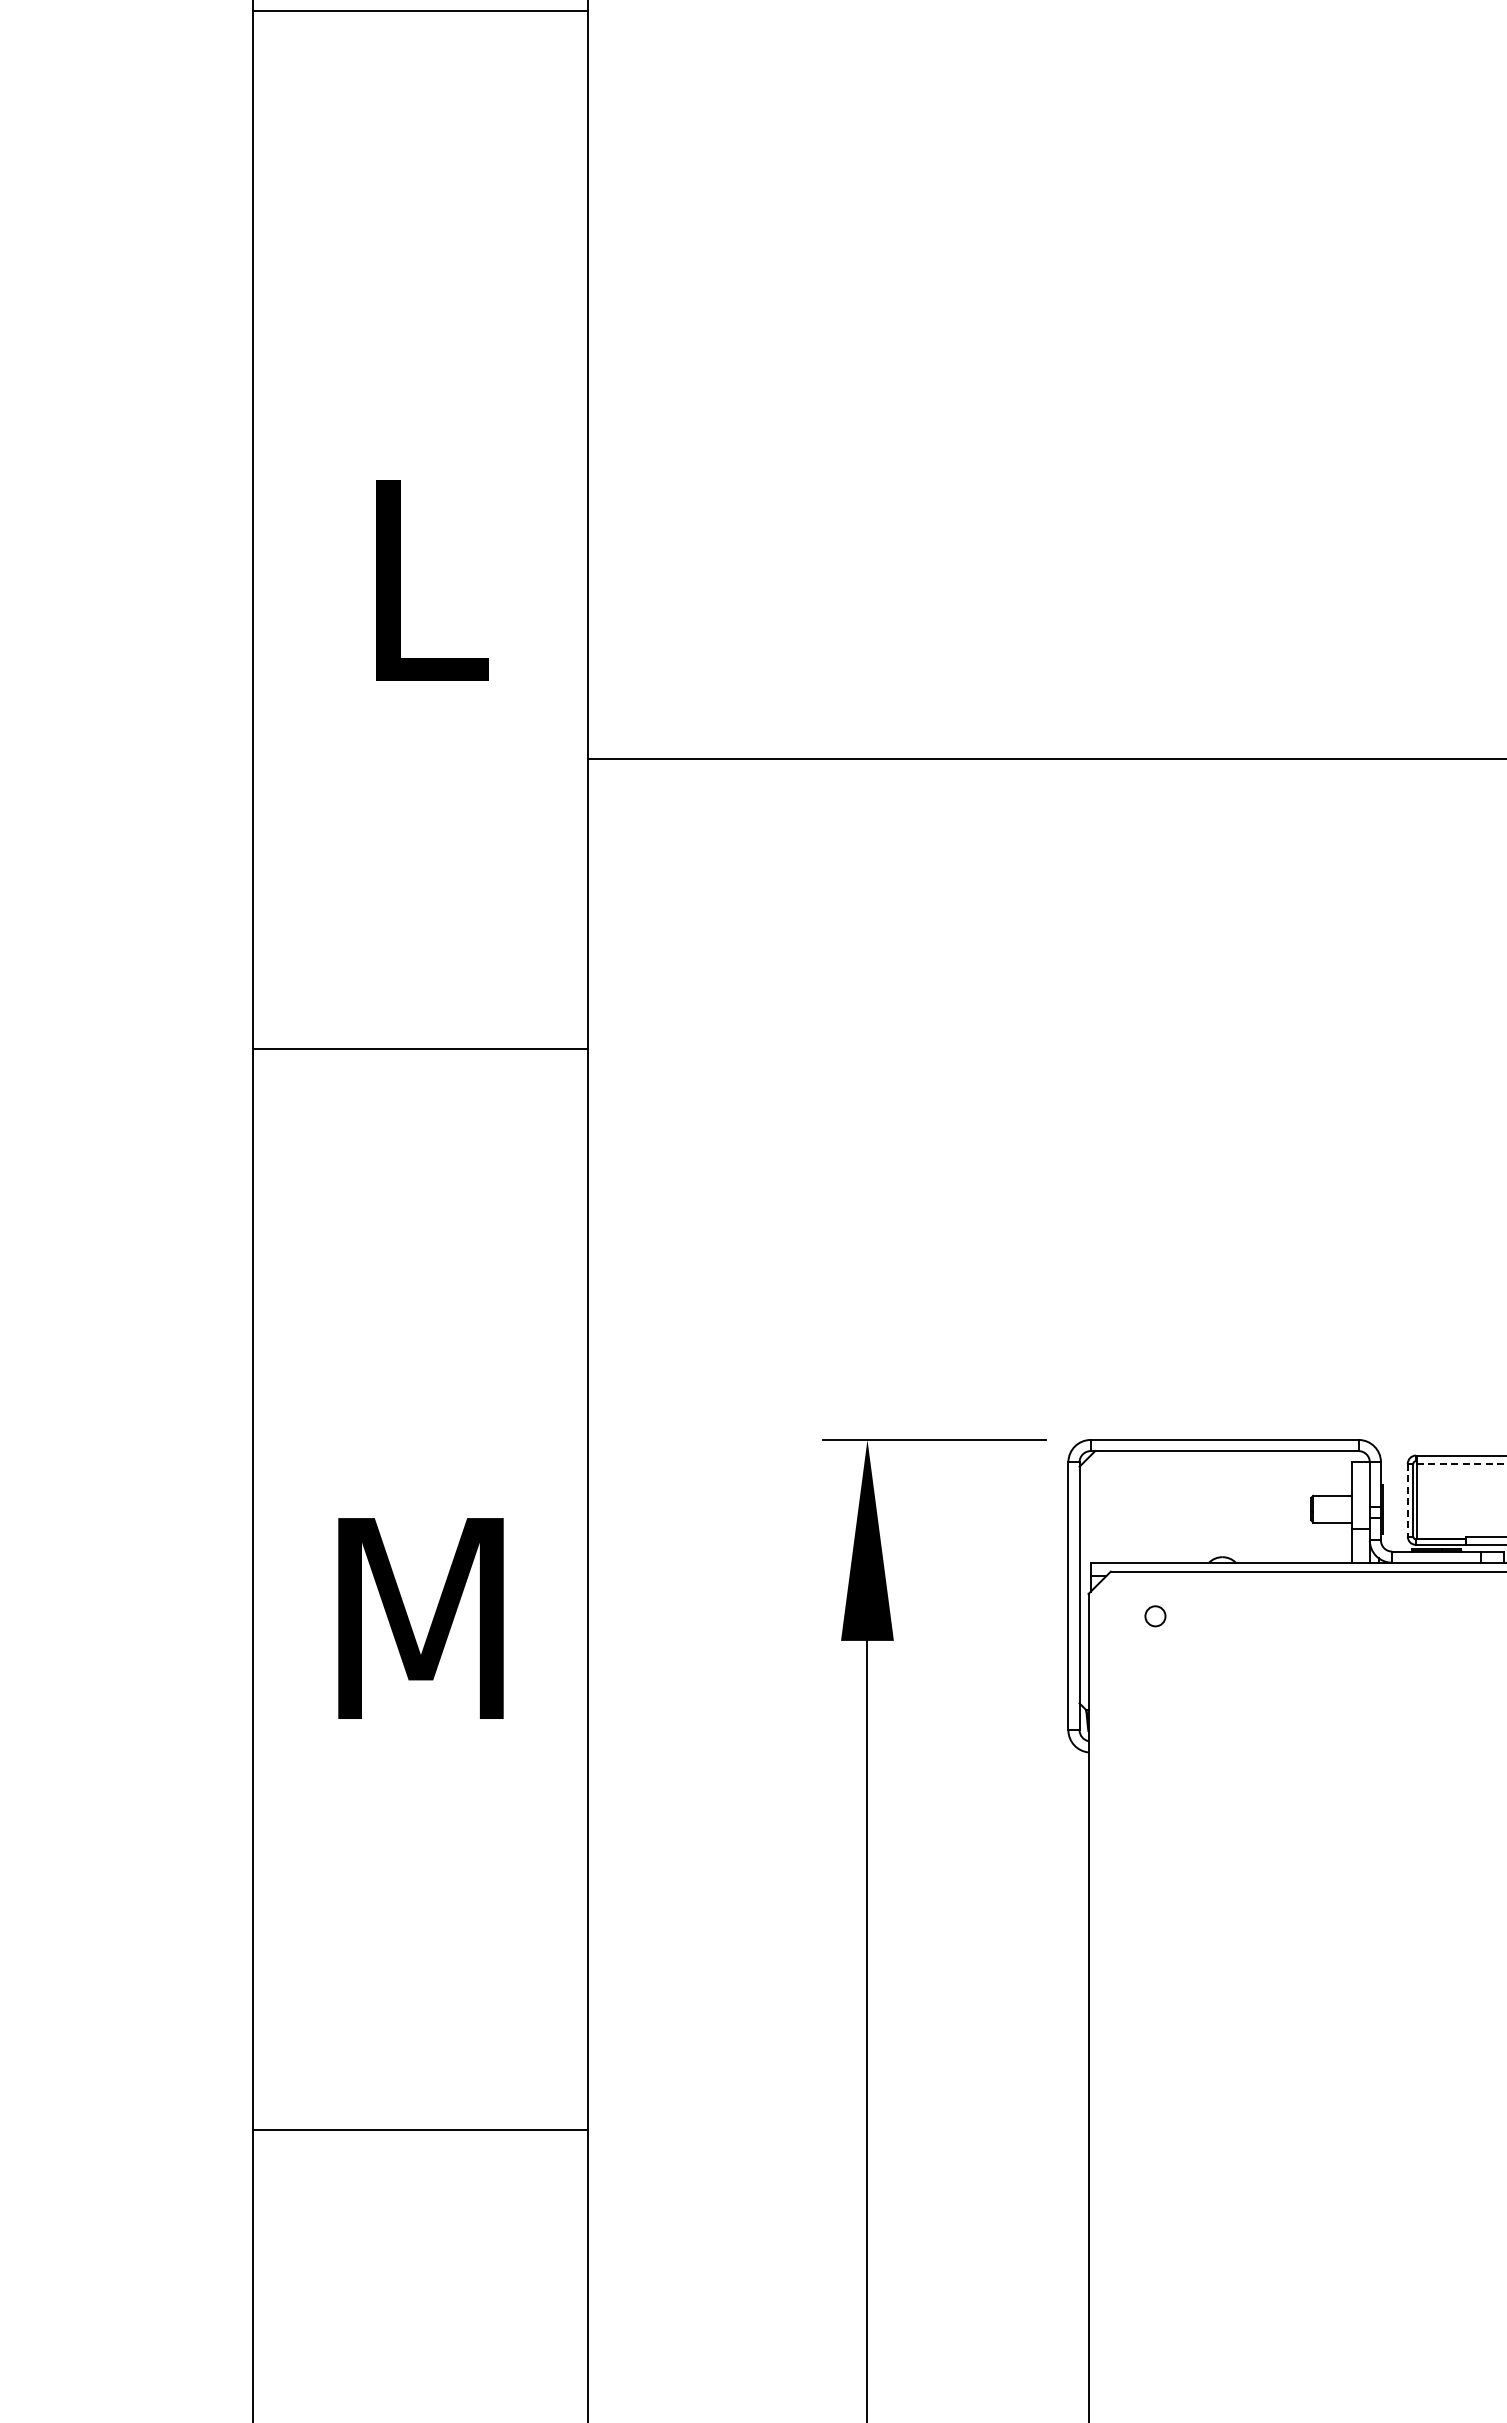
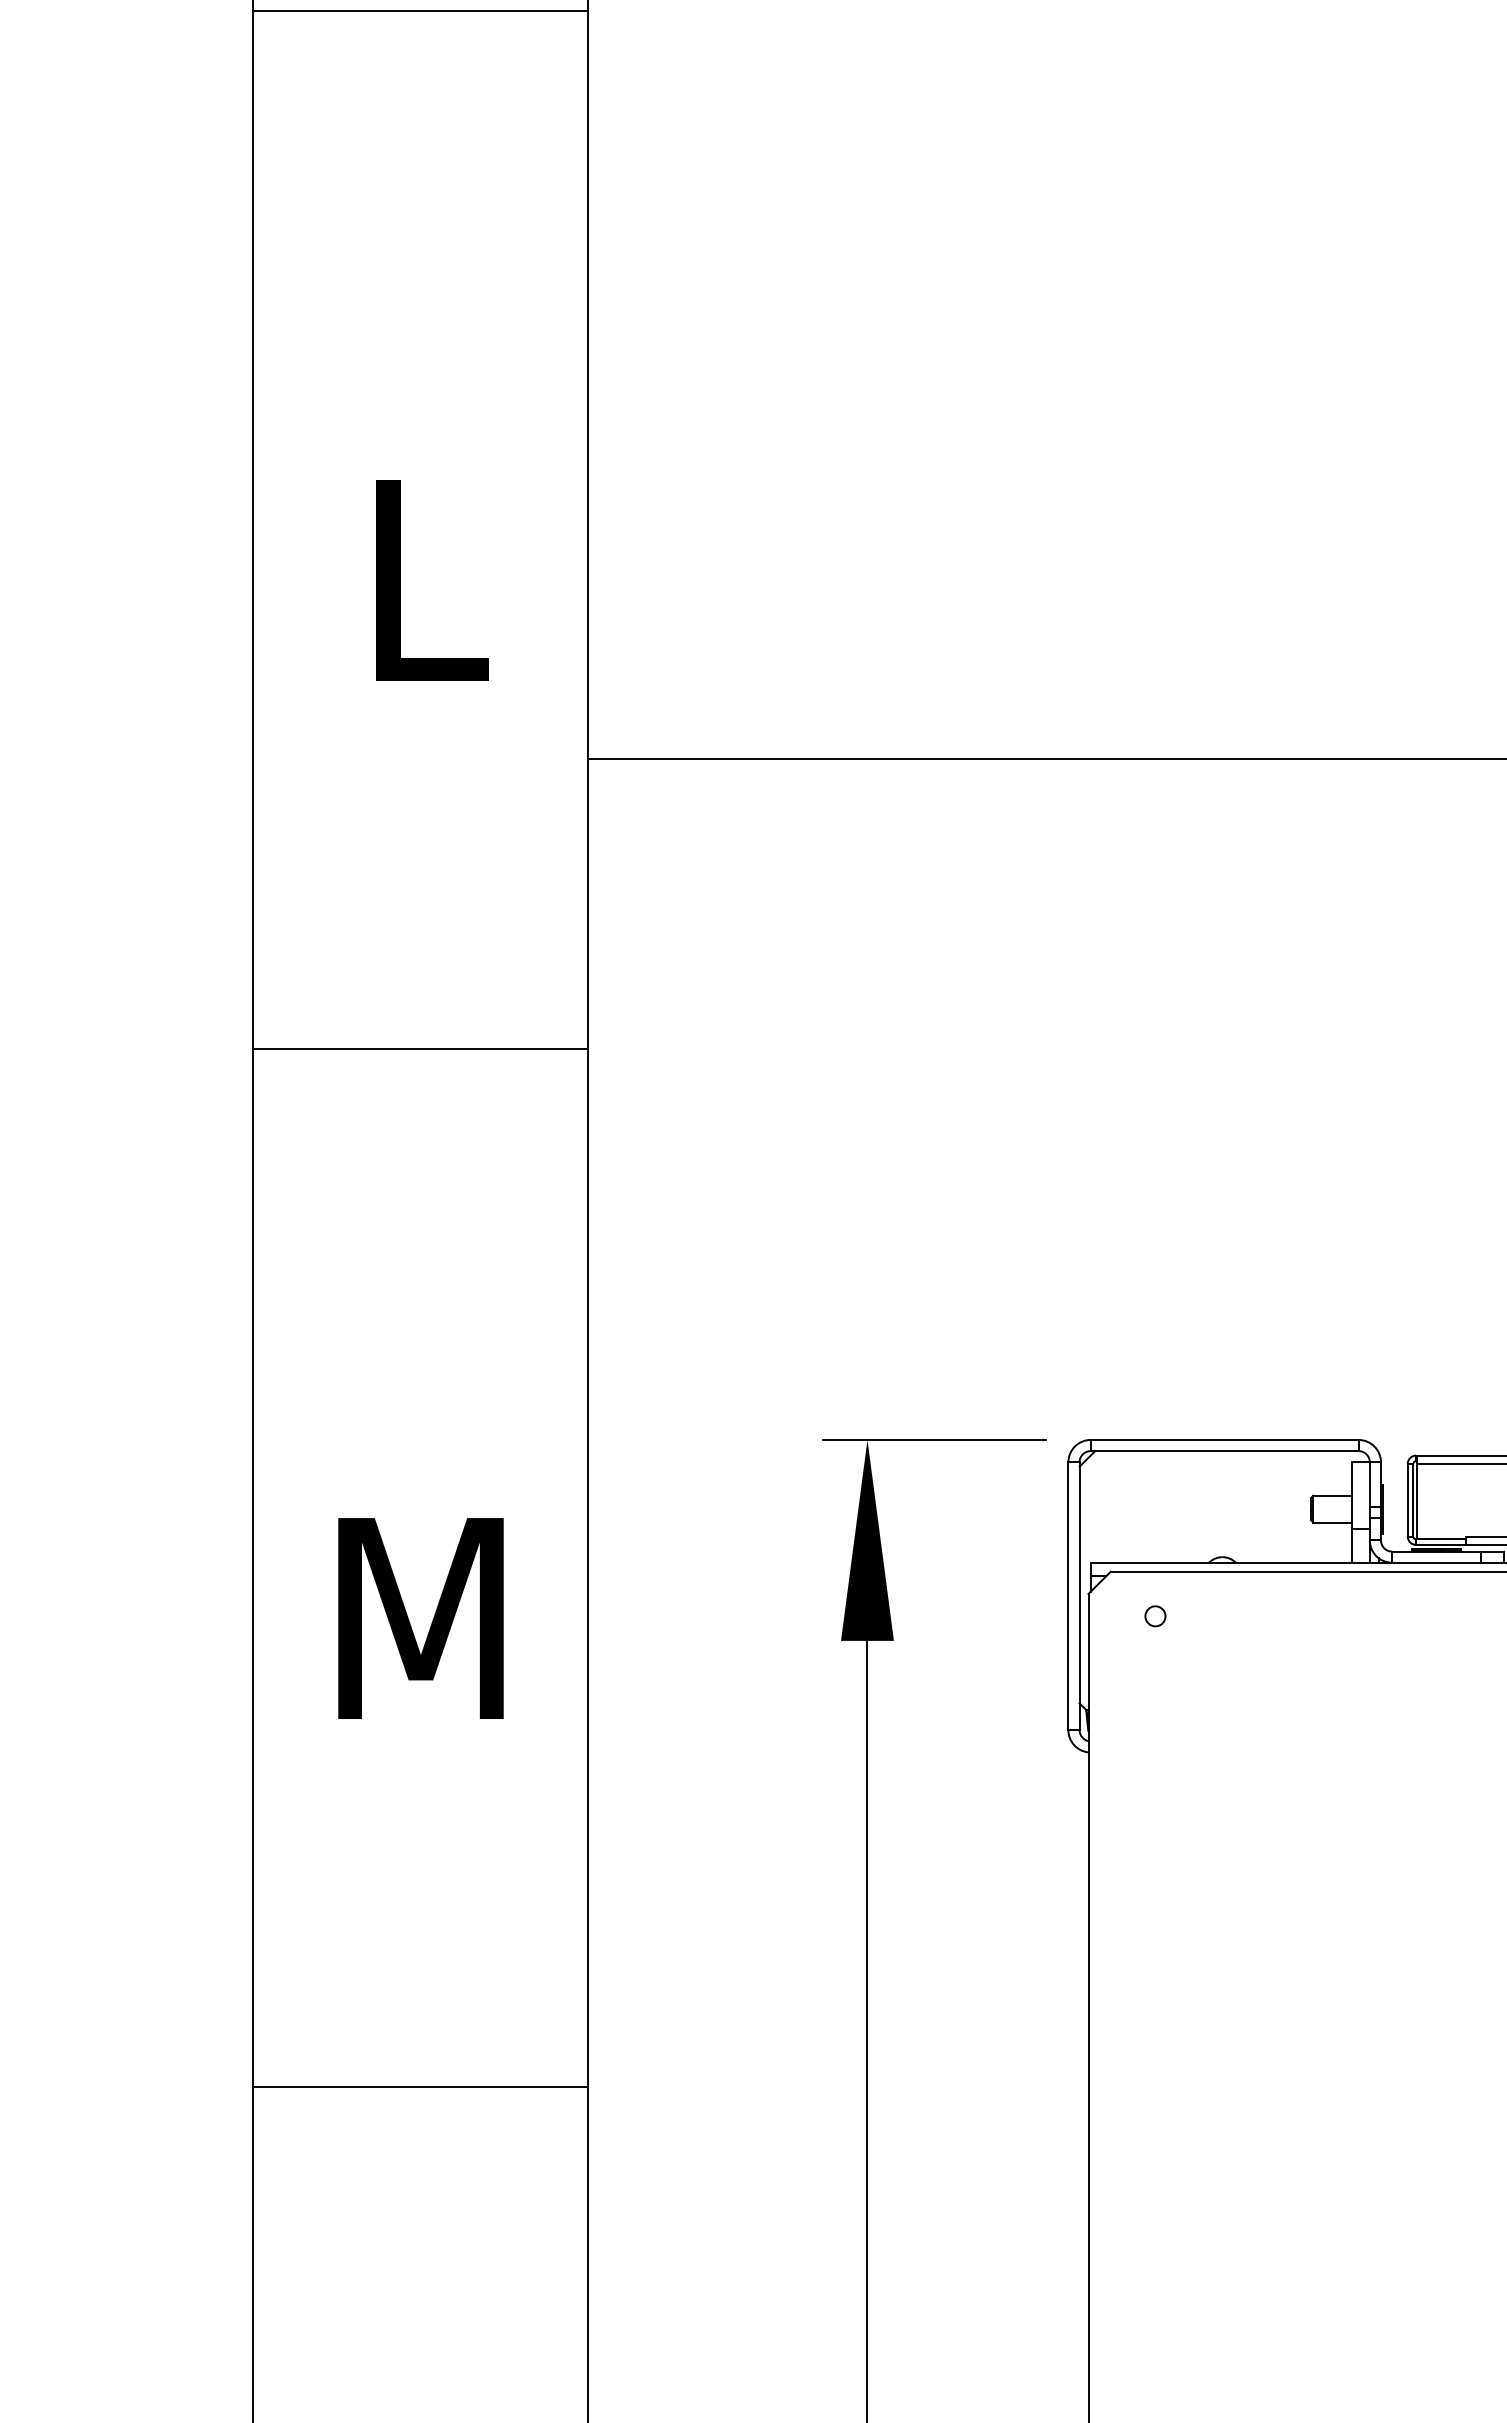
line: dashed -> solid (1461, 1463)
line: dashed -> solid (1407, 1500)
line position: (420, 2130) -> (420, 2087) (420, 2087)
